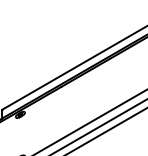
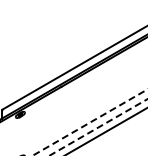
line: solid -> dashed (90, 122)
line: solid -> dashed (98, 127)
